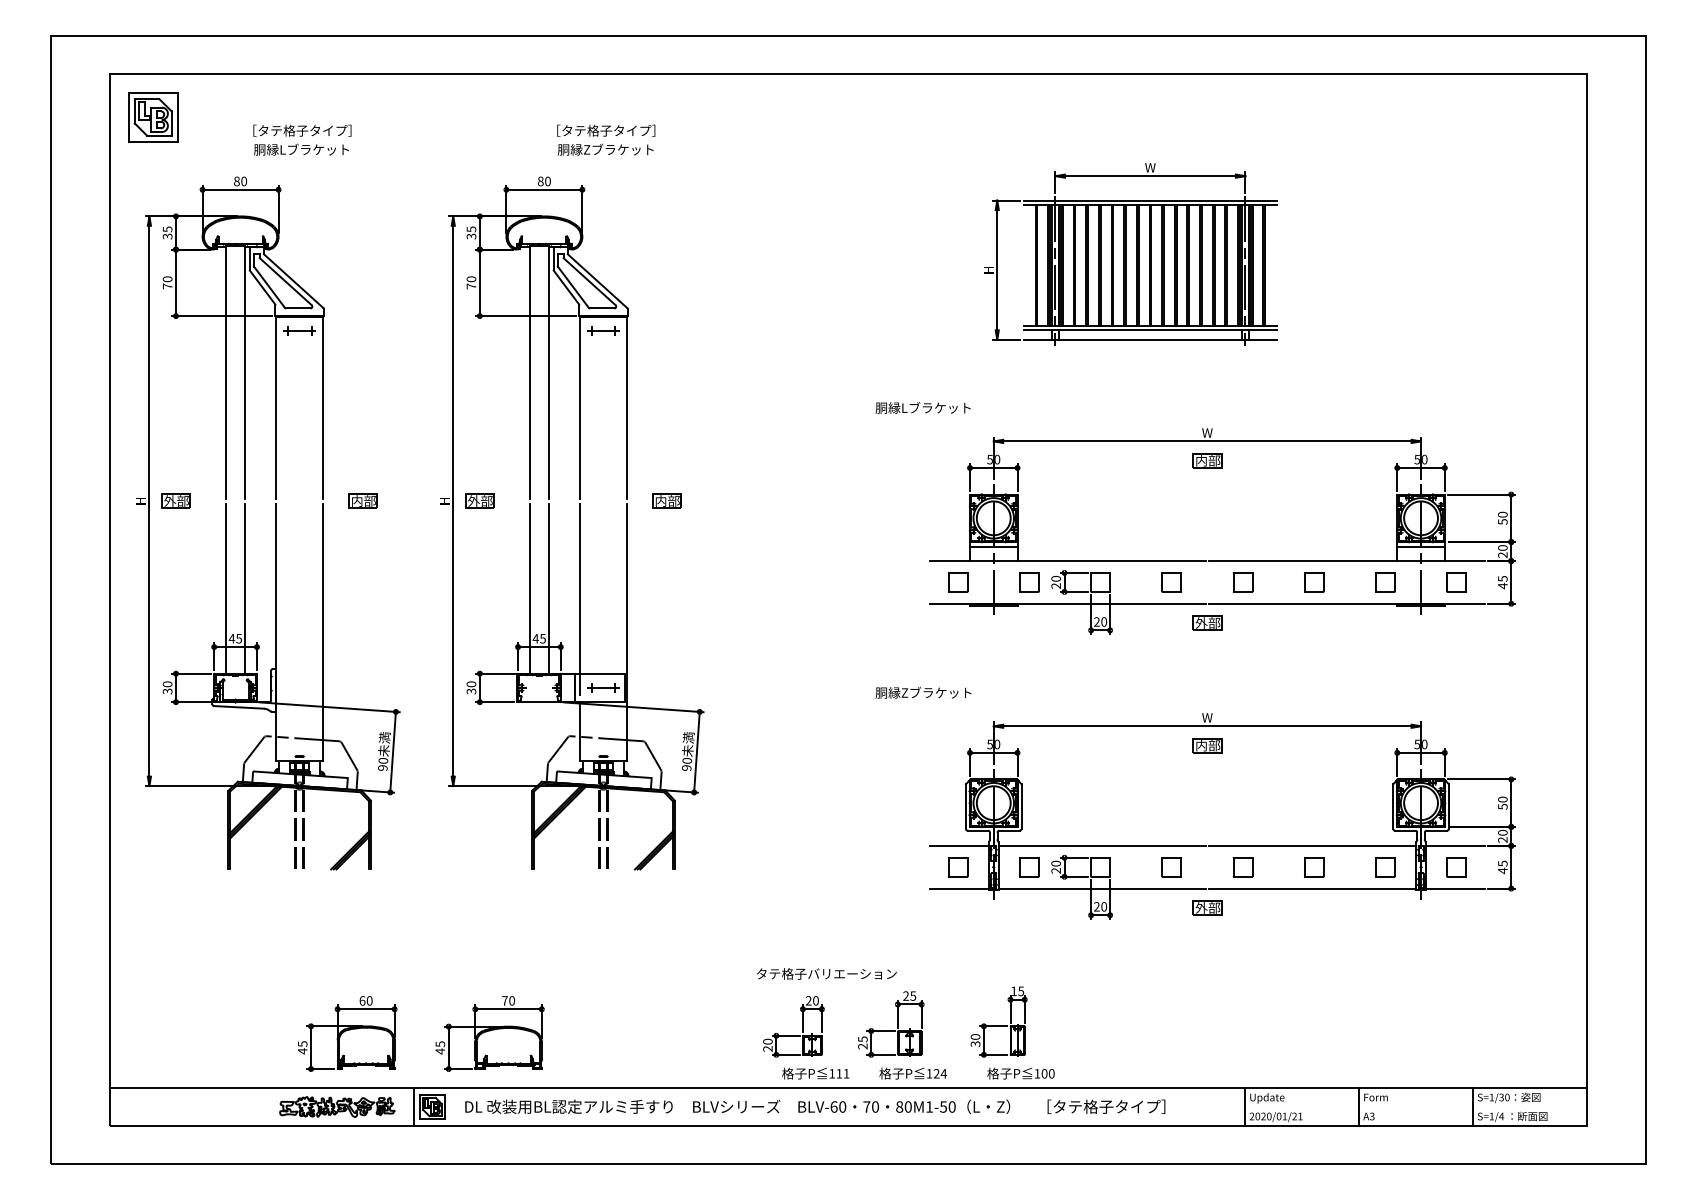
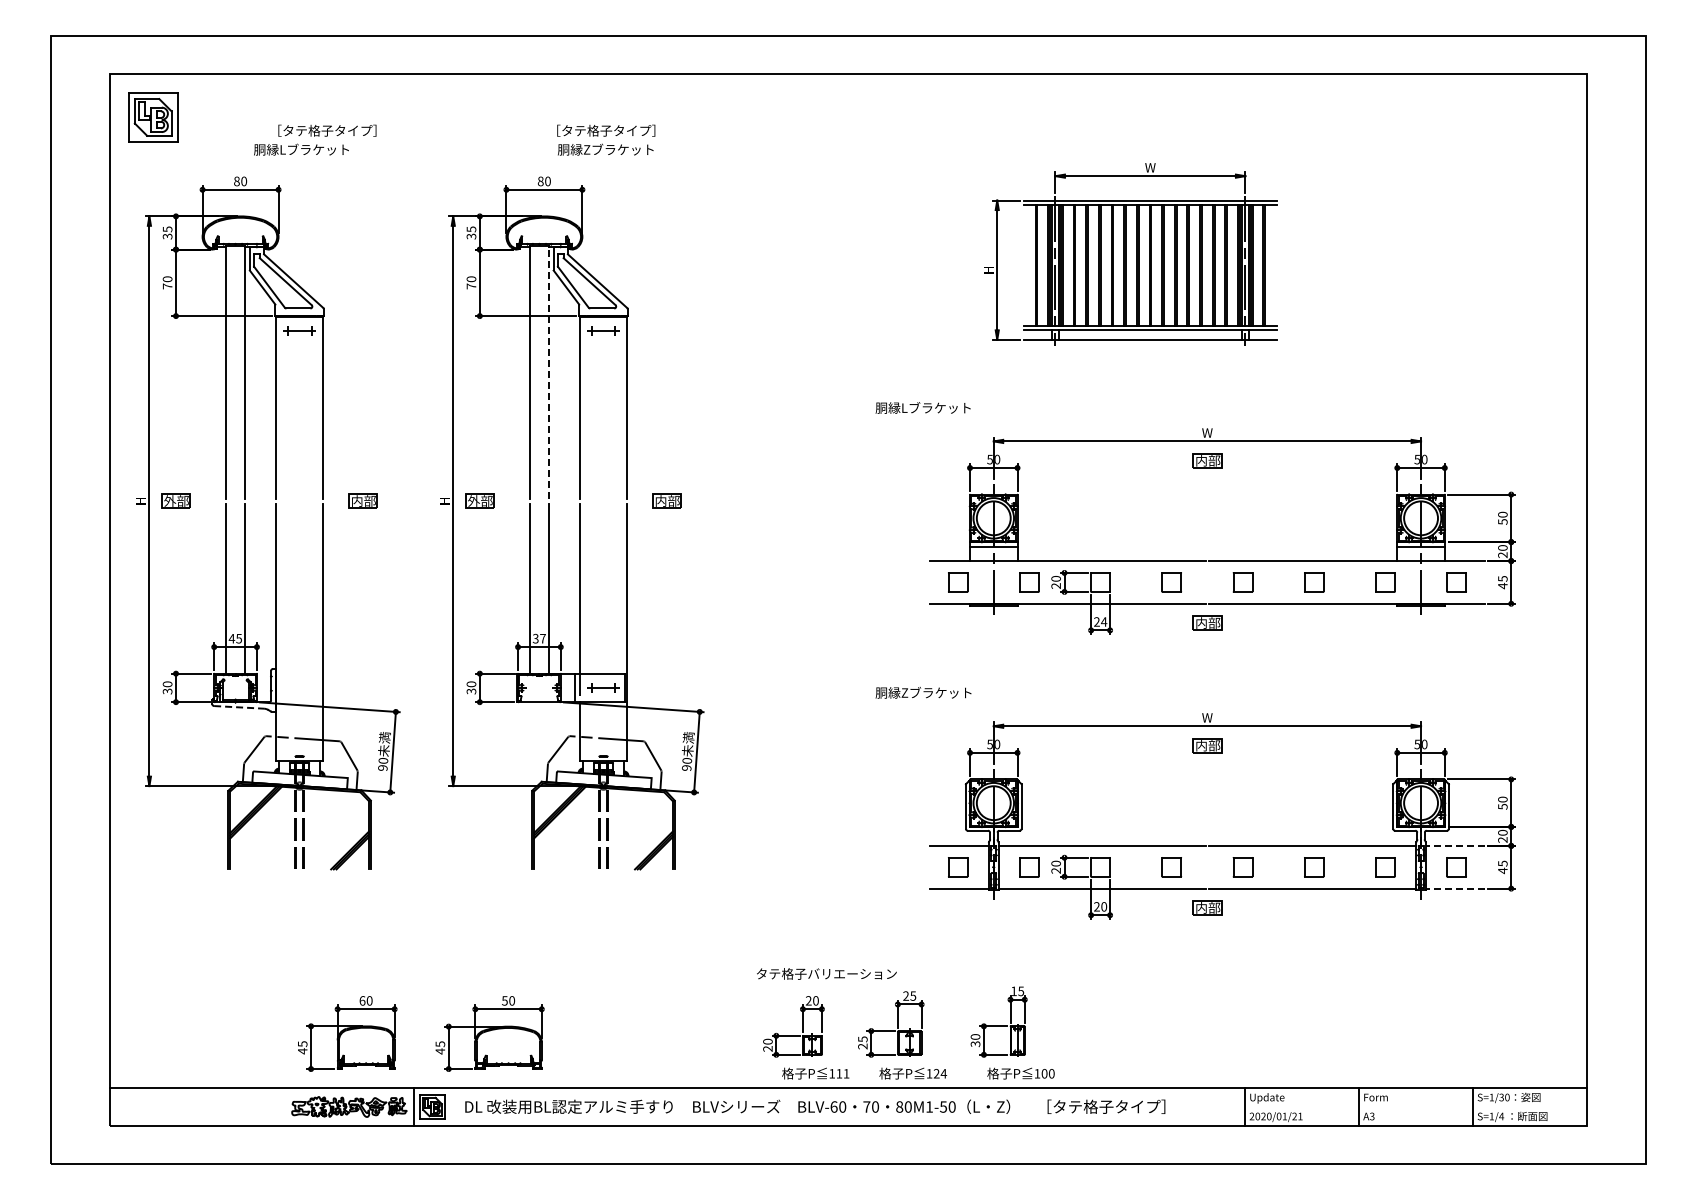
text position: (302, 130) -> (327, 130) (327, 130)
line: solid -> dashed (548, 372)
text: 20 -> 24 (1104, 621)
text: 外部 -> 内部 (1201, 622)
text: 45 -> 37 (538, 638)
line: solid -> dashed (239, 707)
line: solid -> dashed (1454, 845)
line: solid -> dashed (1454, 888)
text: 外部 -> 内部 (1201, 907)
text: 70 -> 50 (504, 1000)
part position: (337, 1106) -> (349, 1106) (349, 1106)
